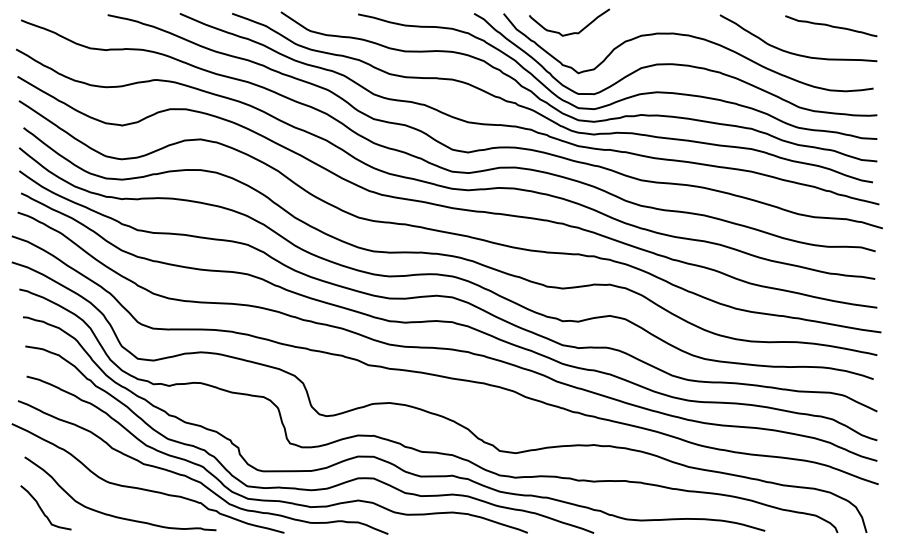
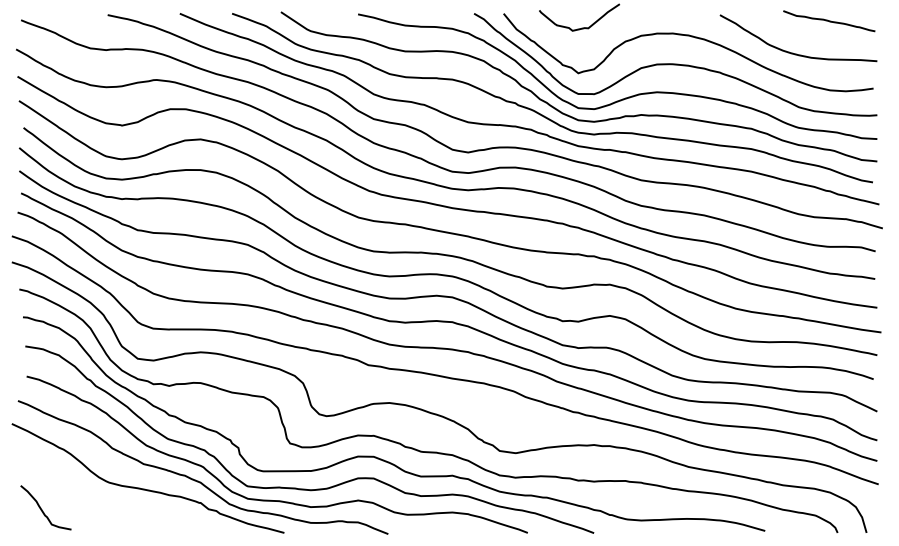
curve position: (831, 26) -> (829, 21) (829, 21)
curve position: (571, 32) -> (581, 27) (581, 27)
curve: present -> none (114, 515)
